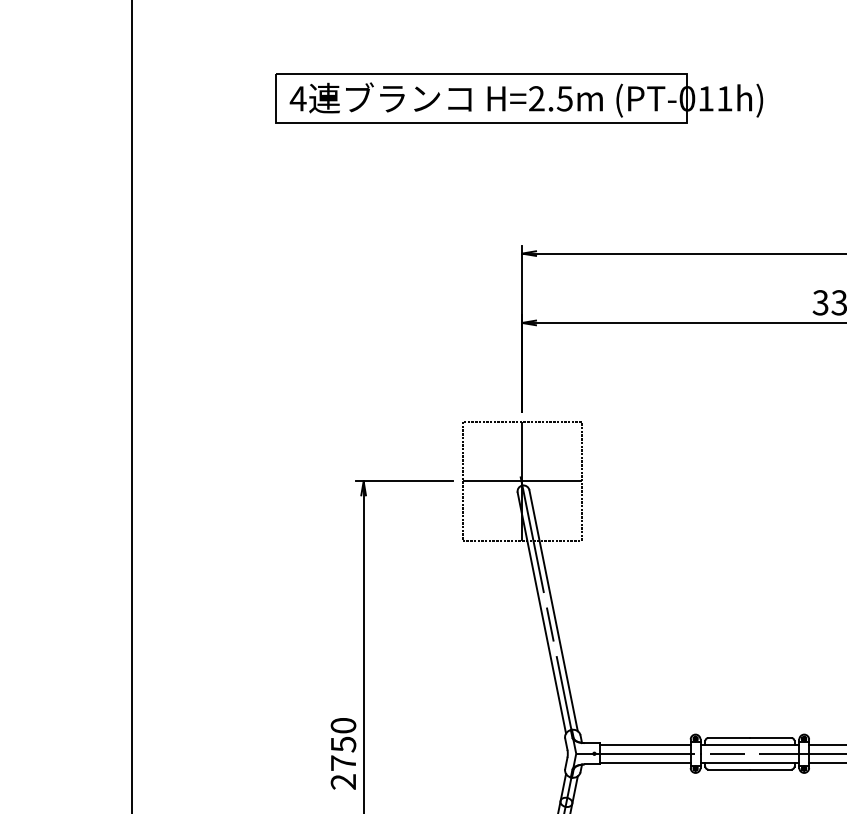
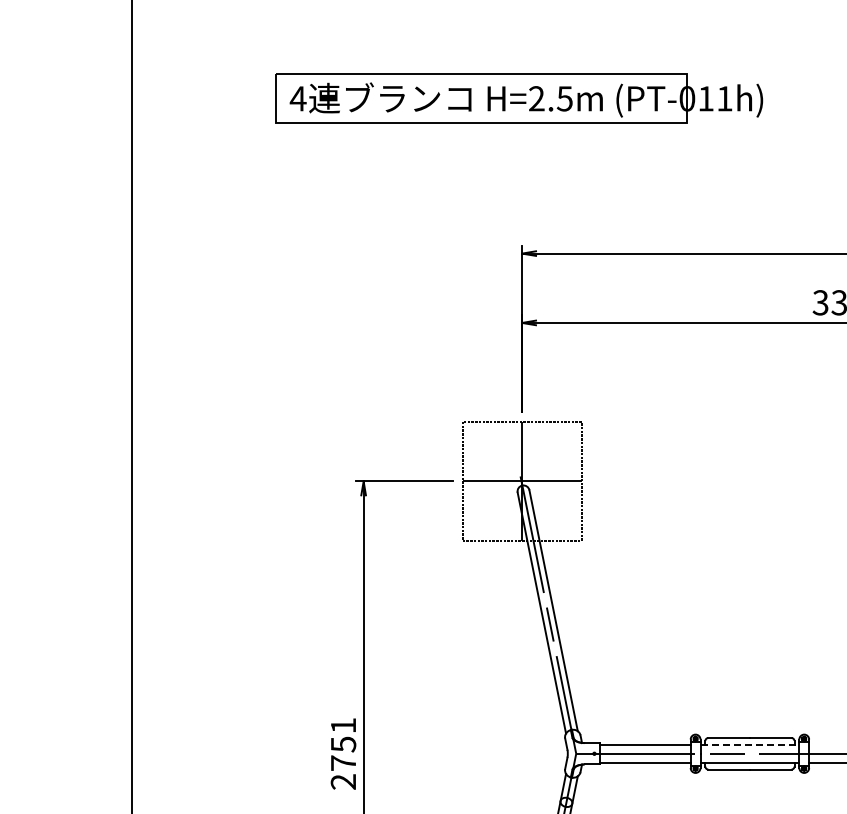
text: 2750 -> 2751 (343, 725)
line: solid -> dashed (750, 744)
line: present -> none (826, 744)
